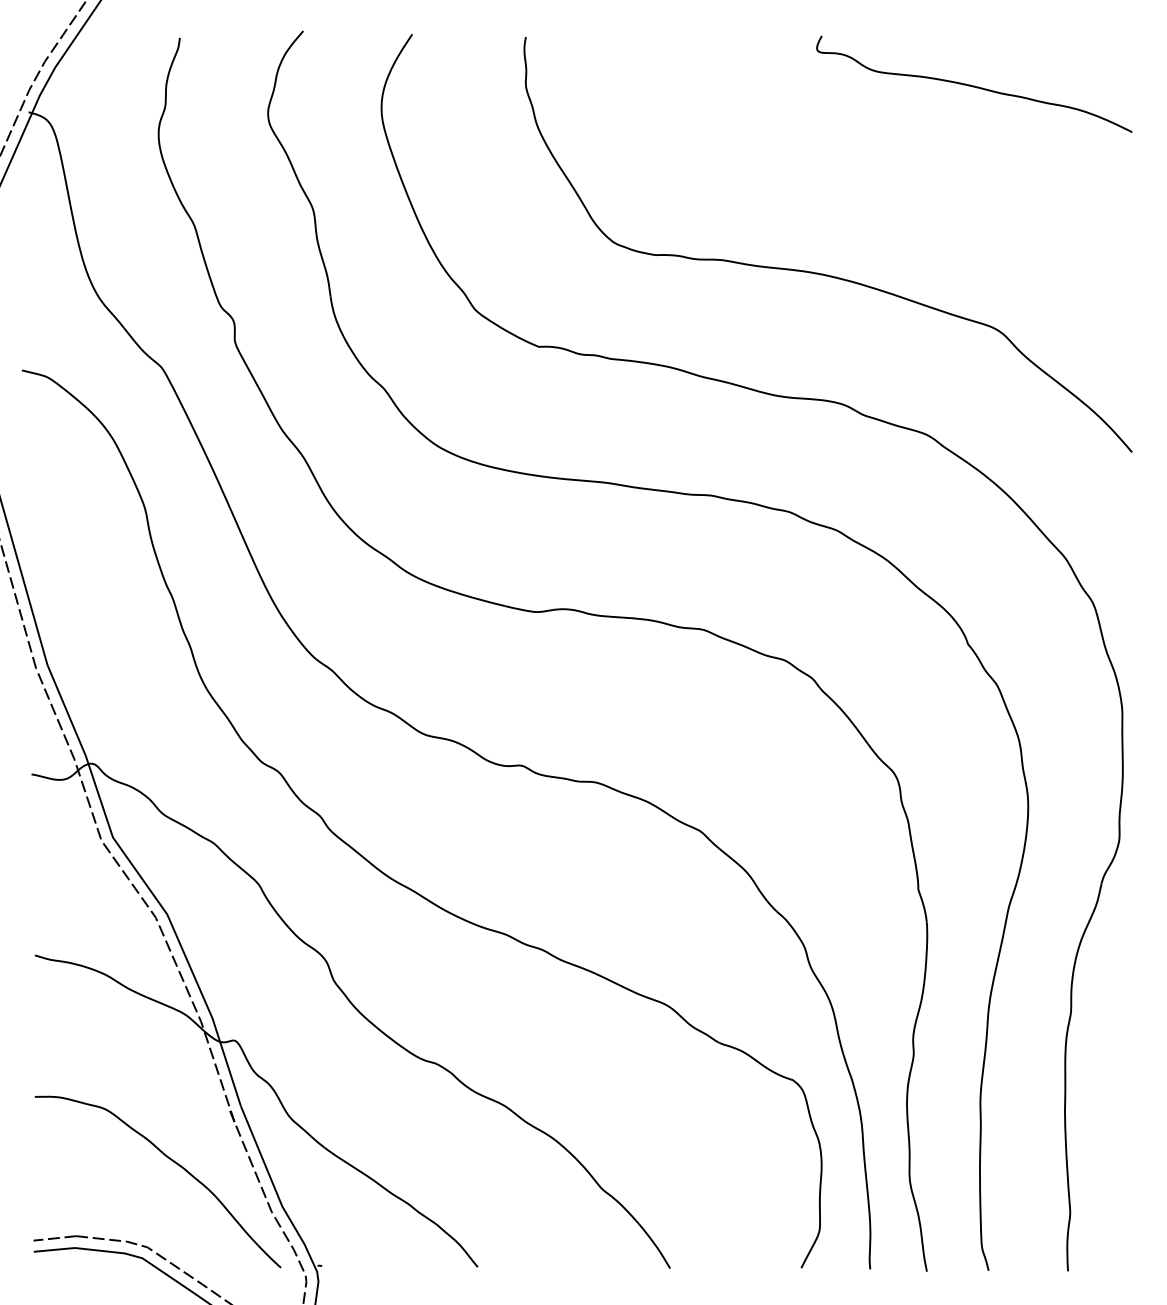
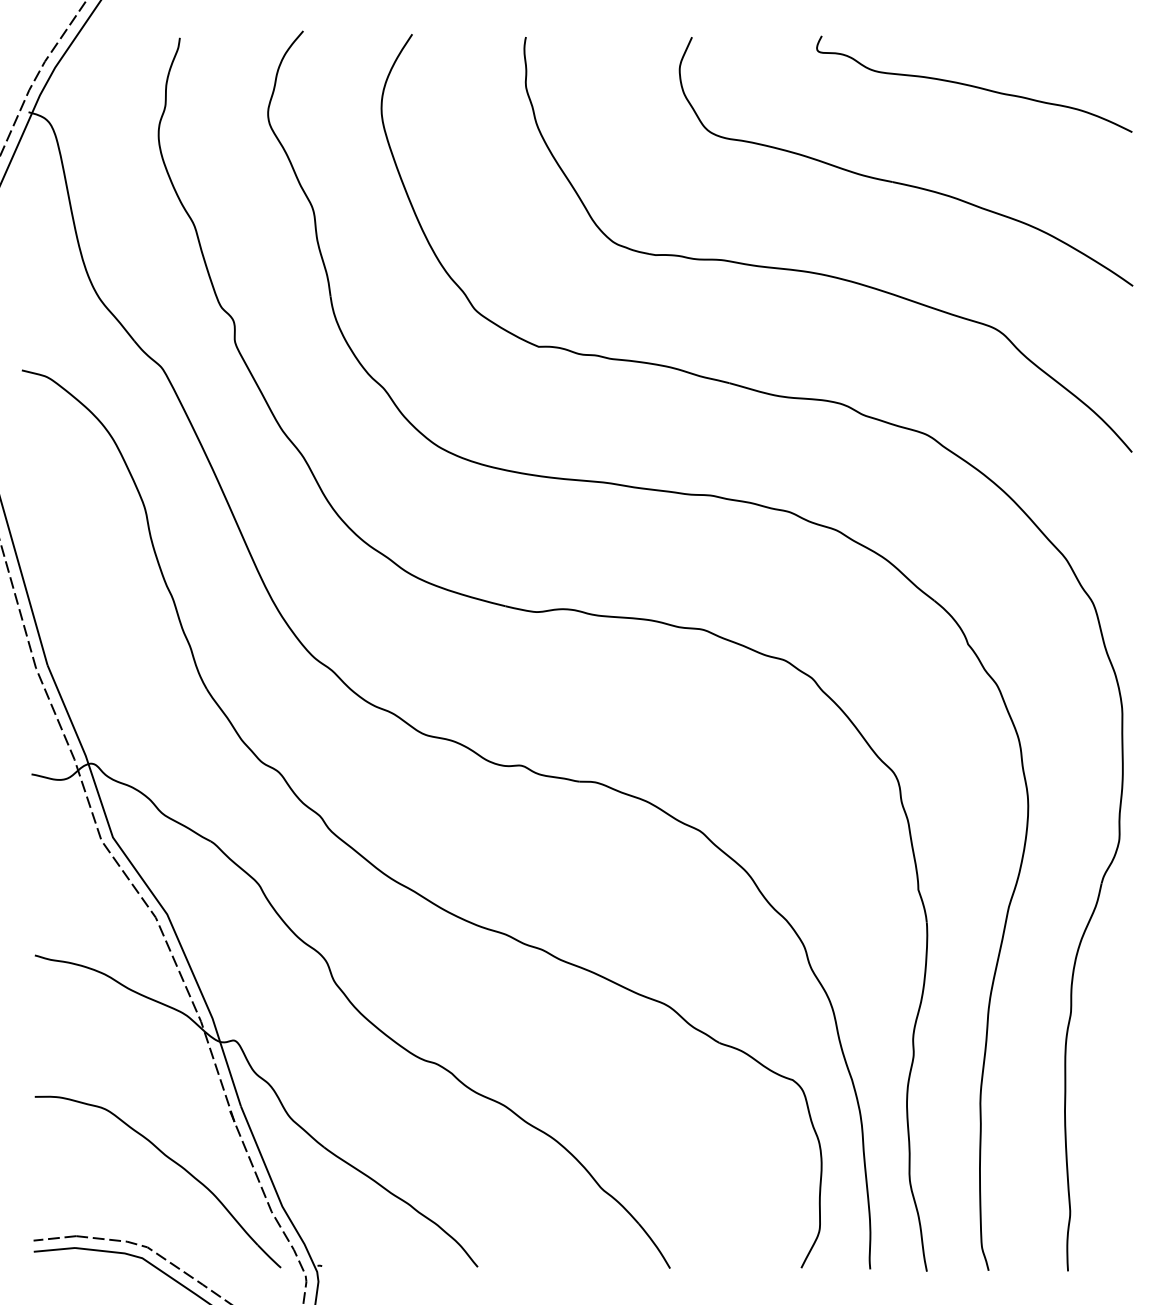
part: none -> present (900, 182)
